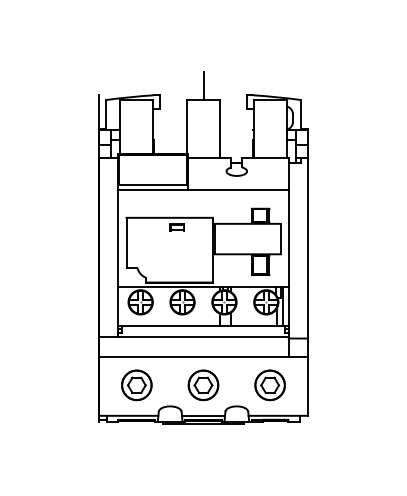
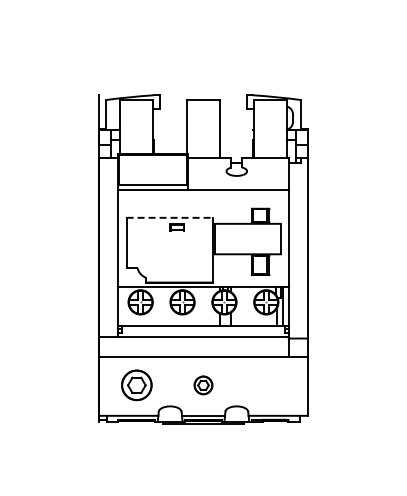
line: present -> none (203, 85)
line: solid -> dashed (170, 217)
part size: 33x33 px -> 21x21 px (203, 385)
part: present -> none (269, 385)
